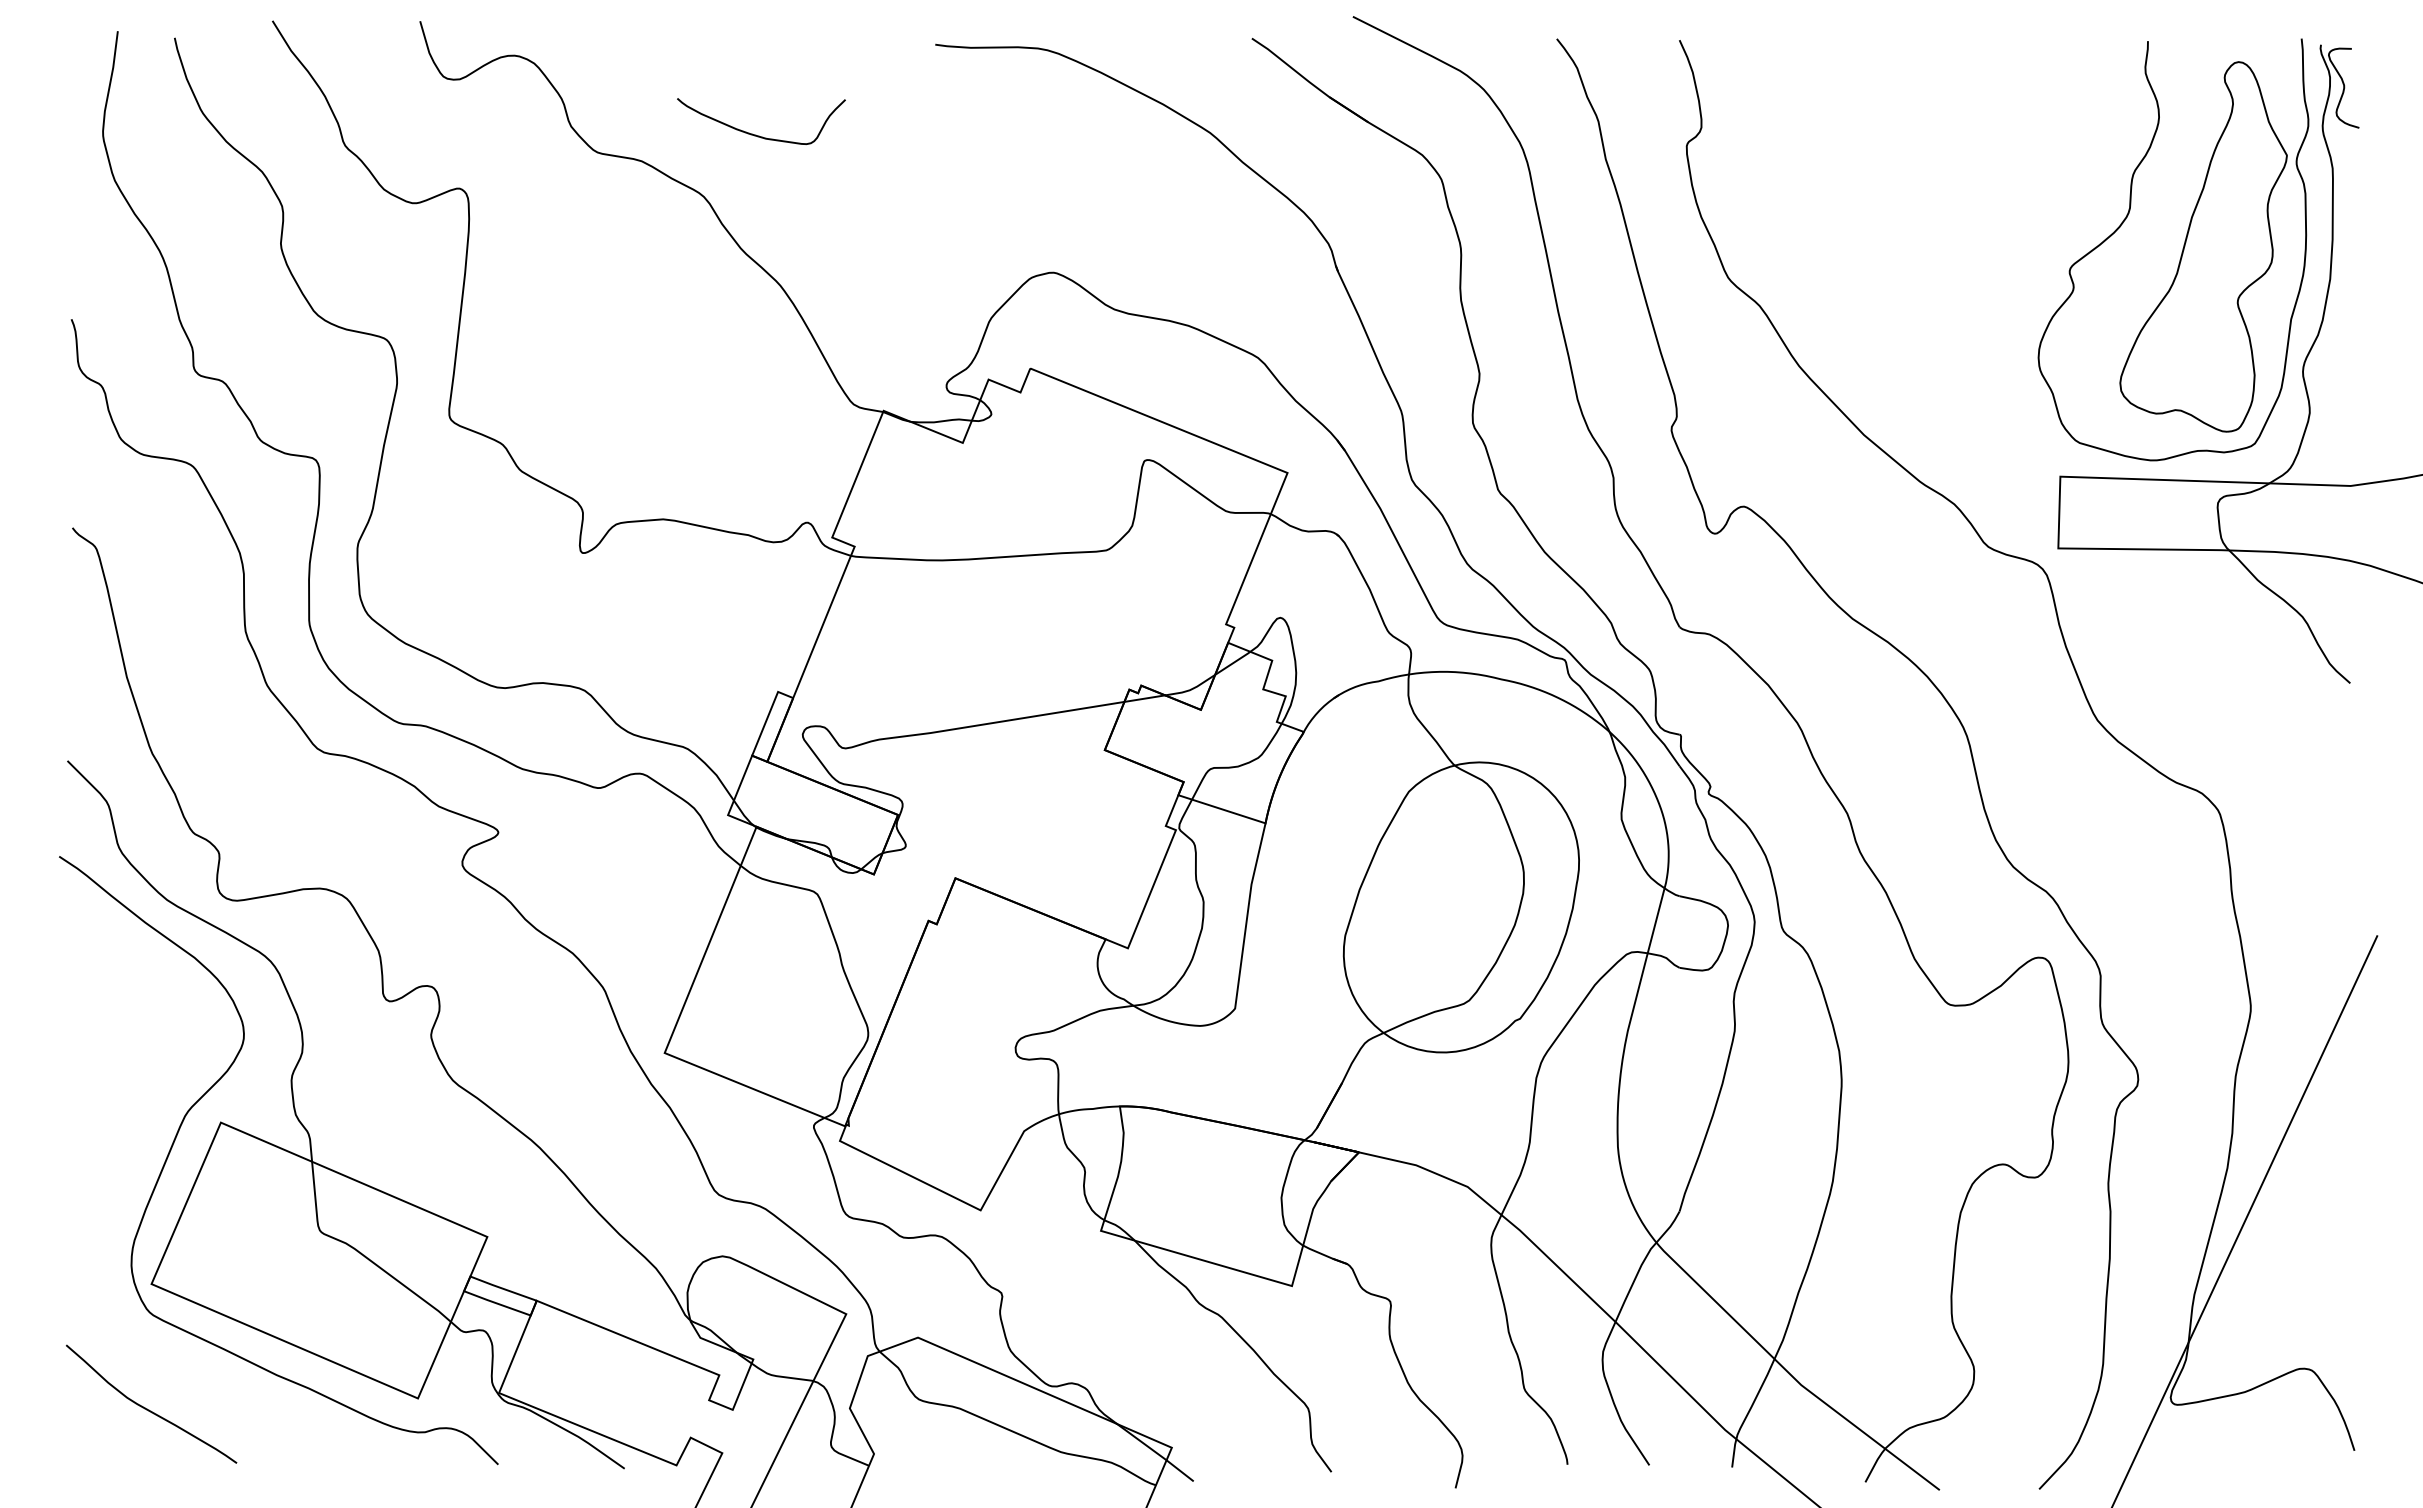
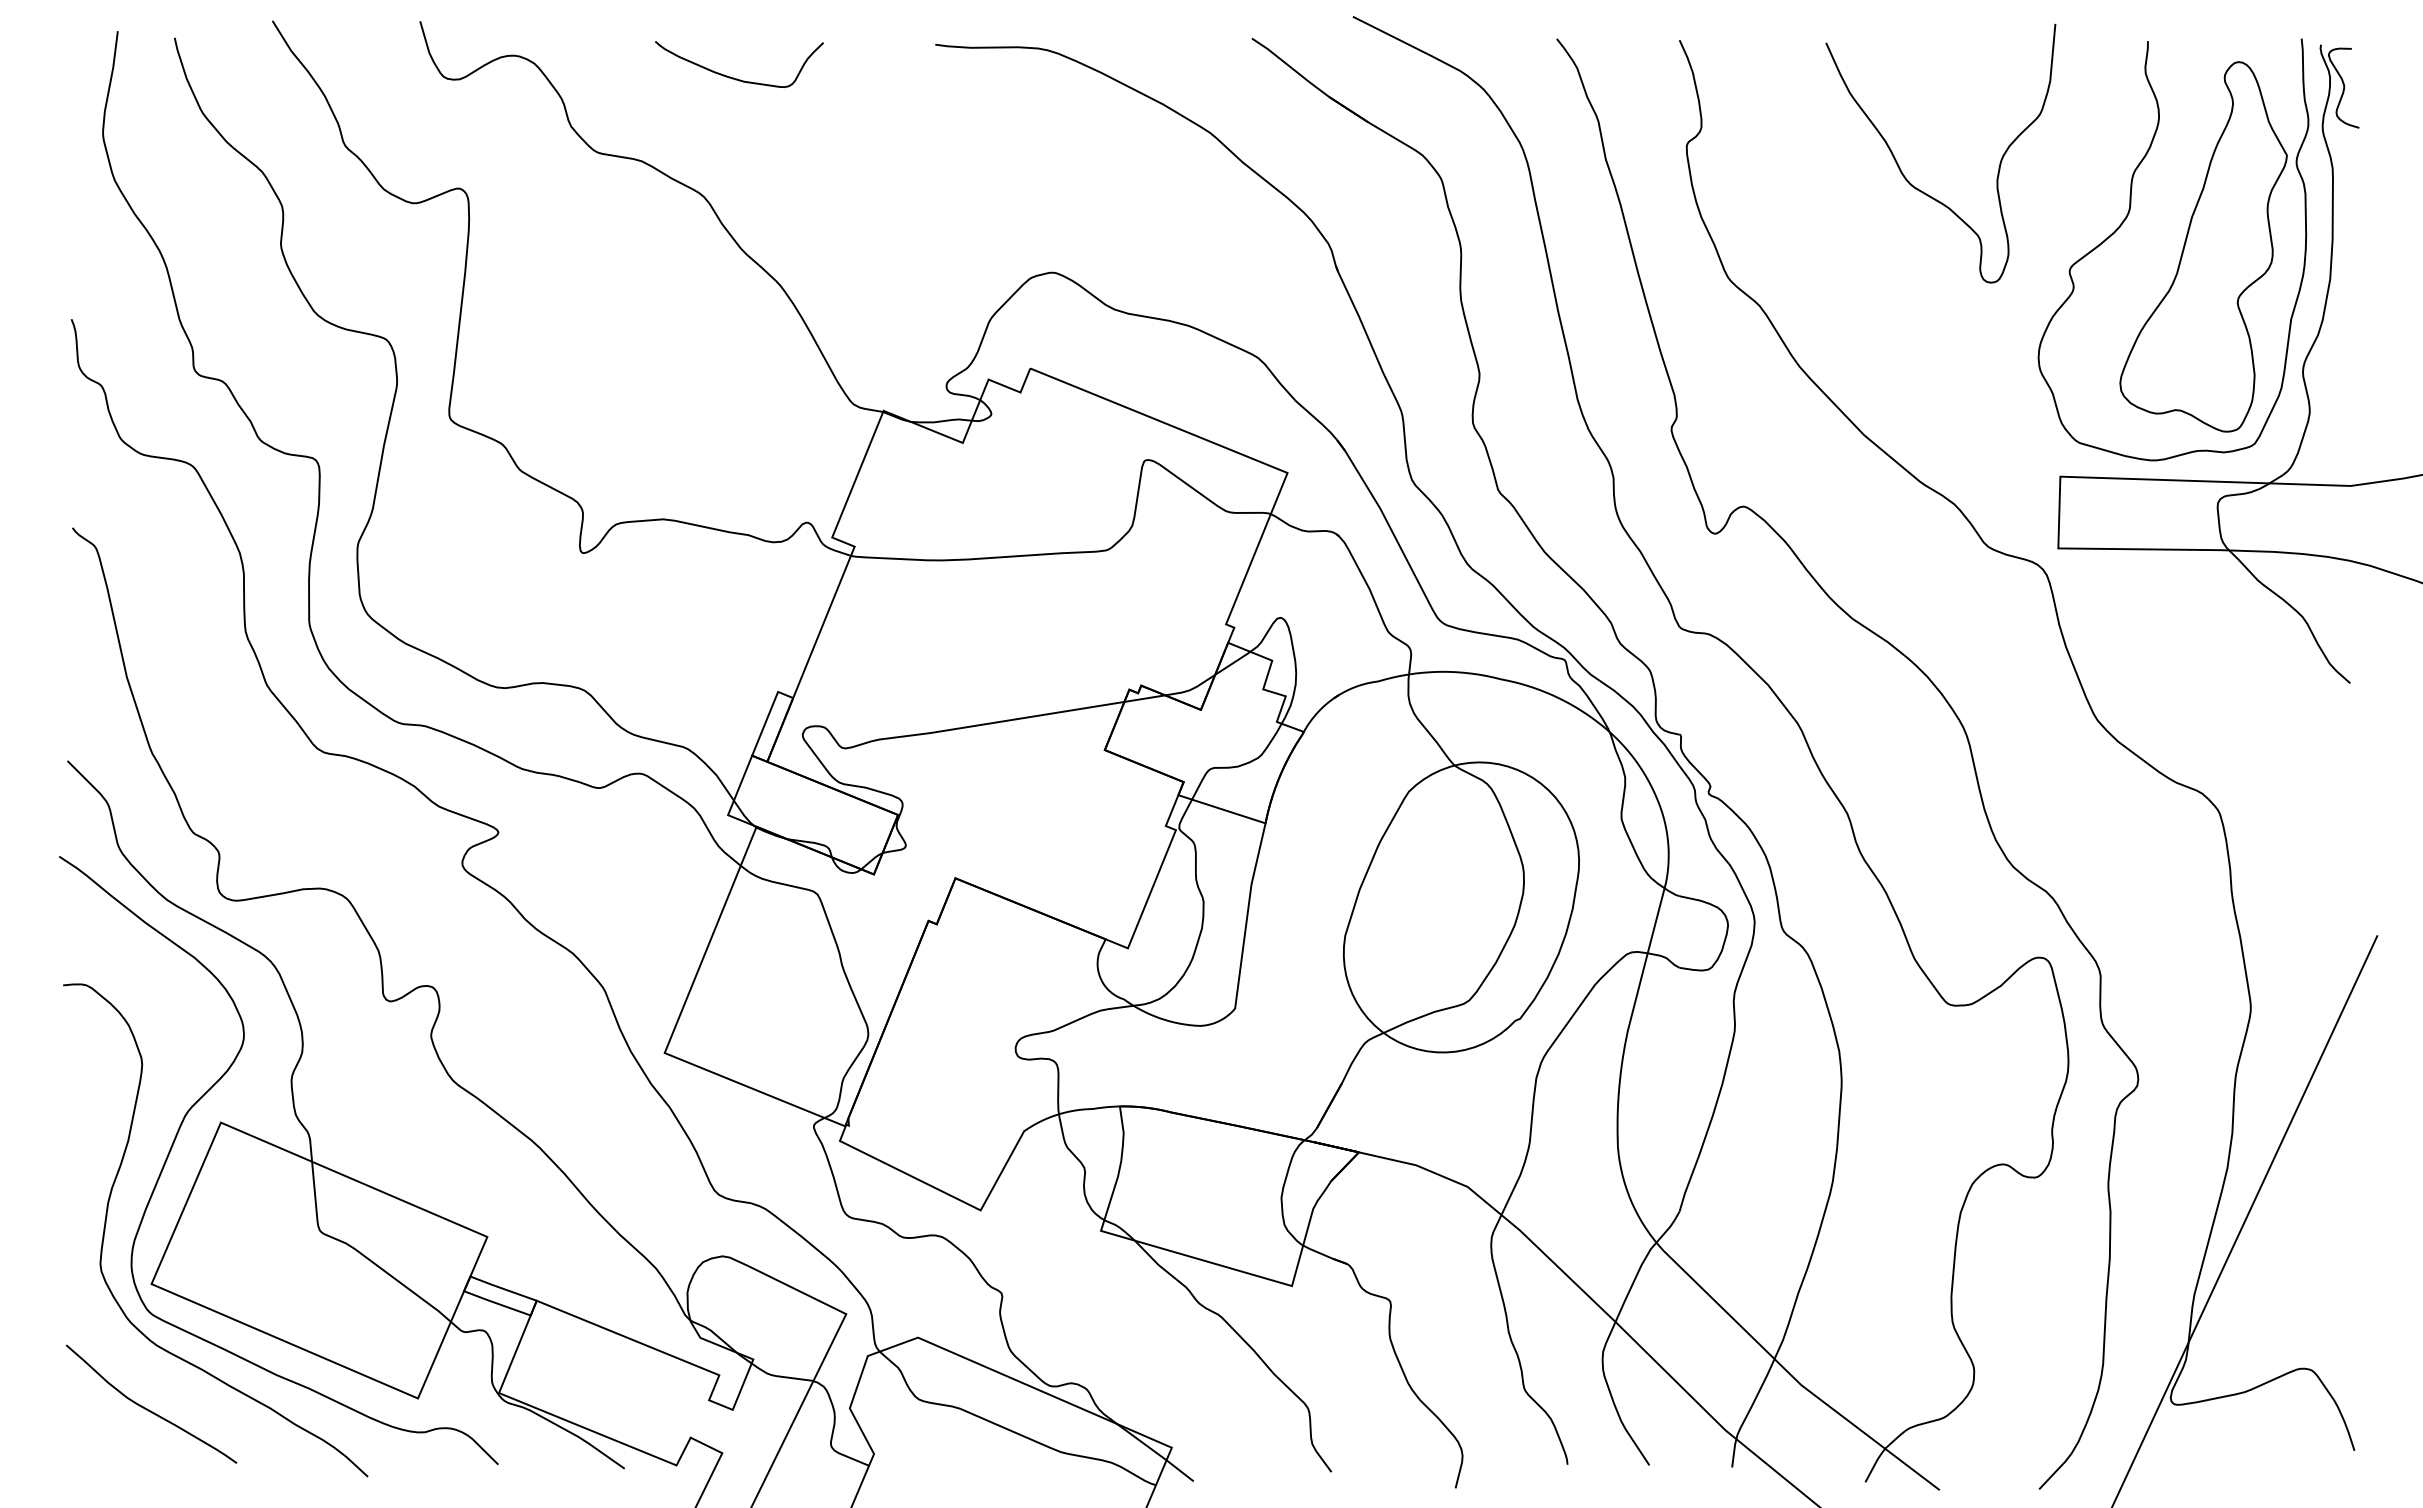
curve position: (756, 134) -> (734, 77) (734, 77)
curve: none -> present (1918, 188)
curve: none -> present (107, 1217)
